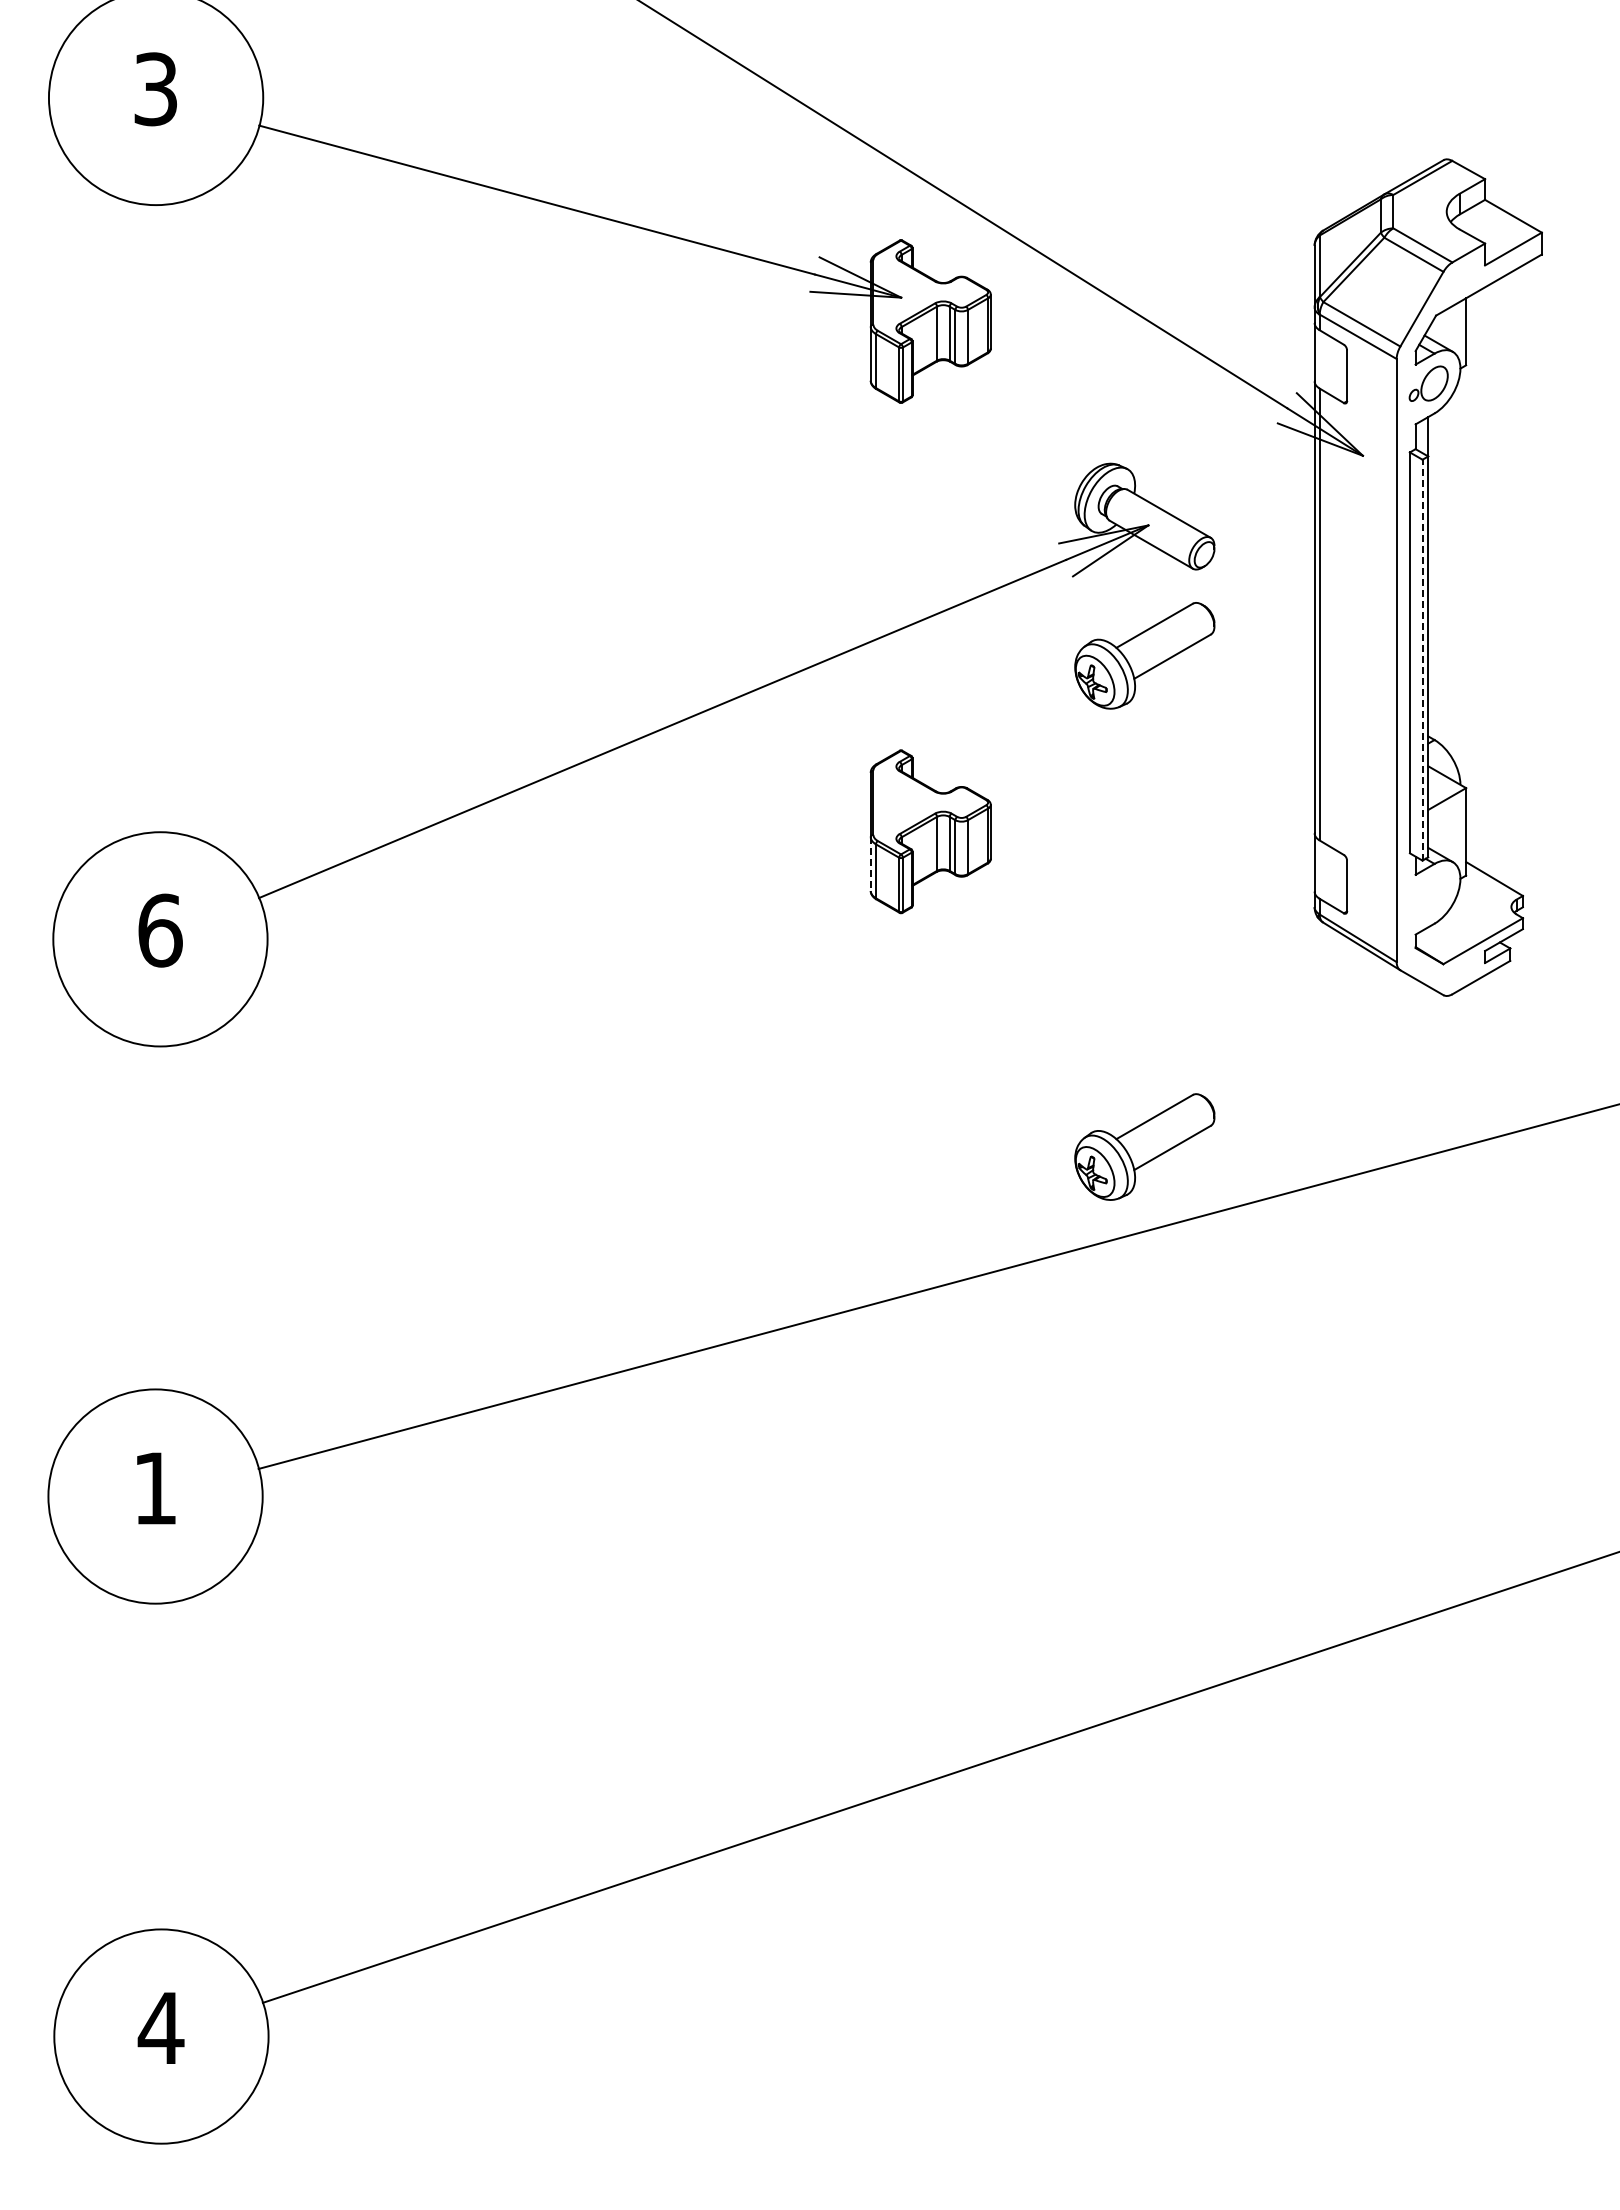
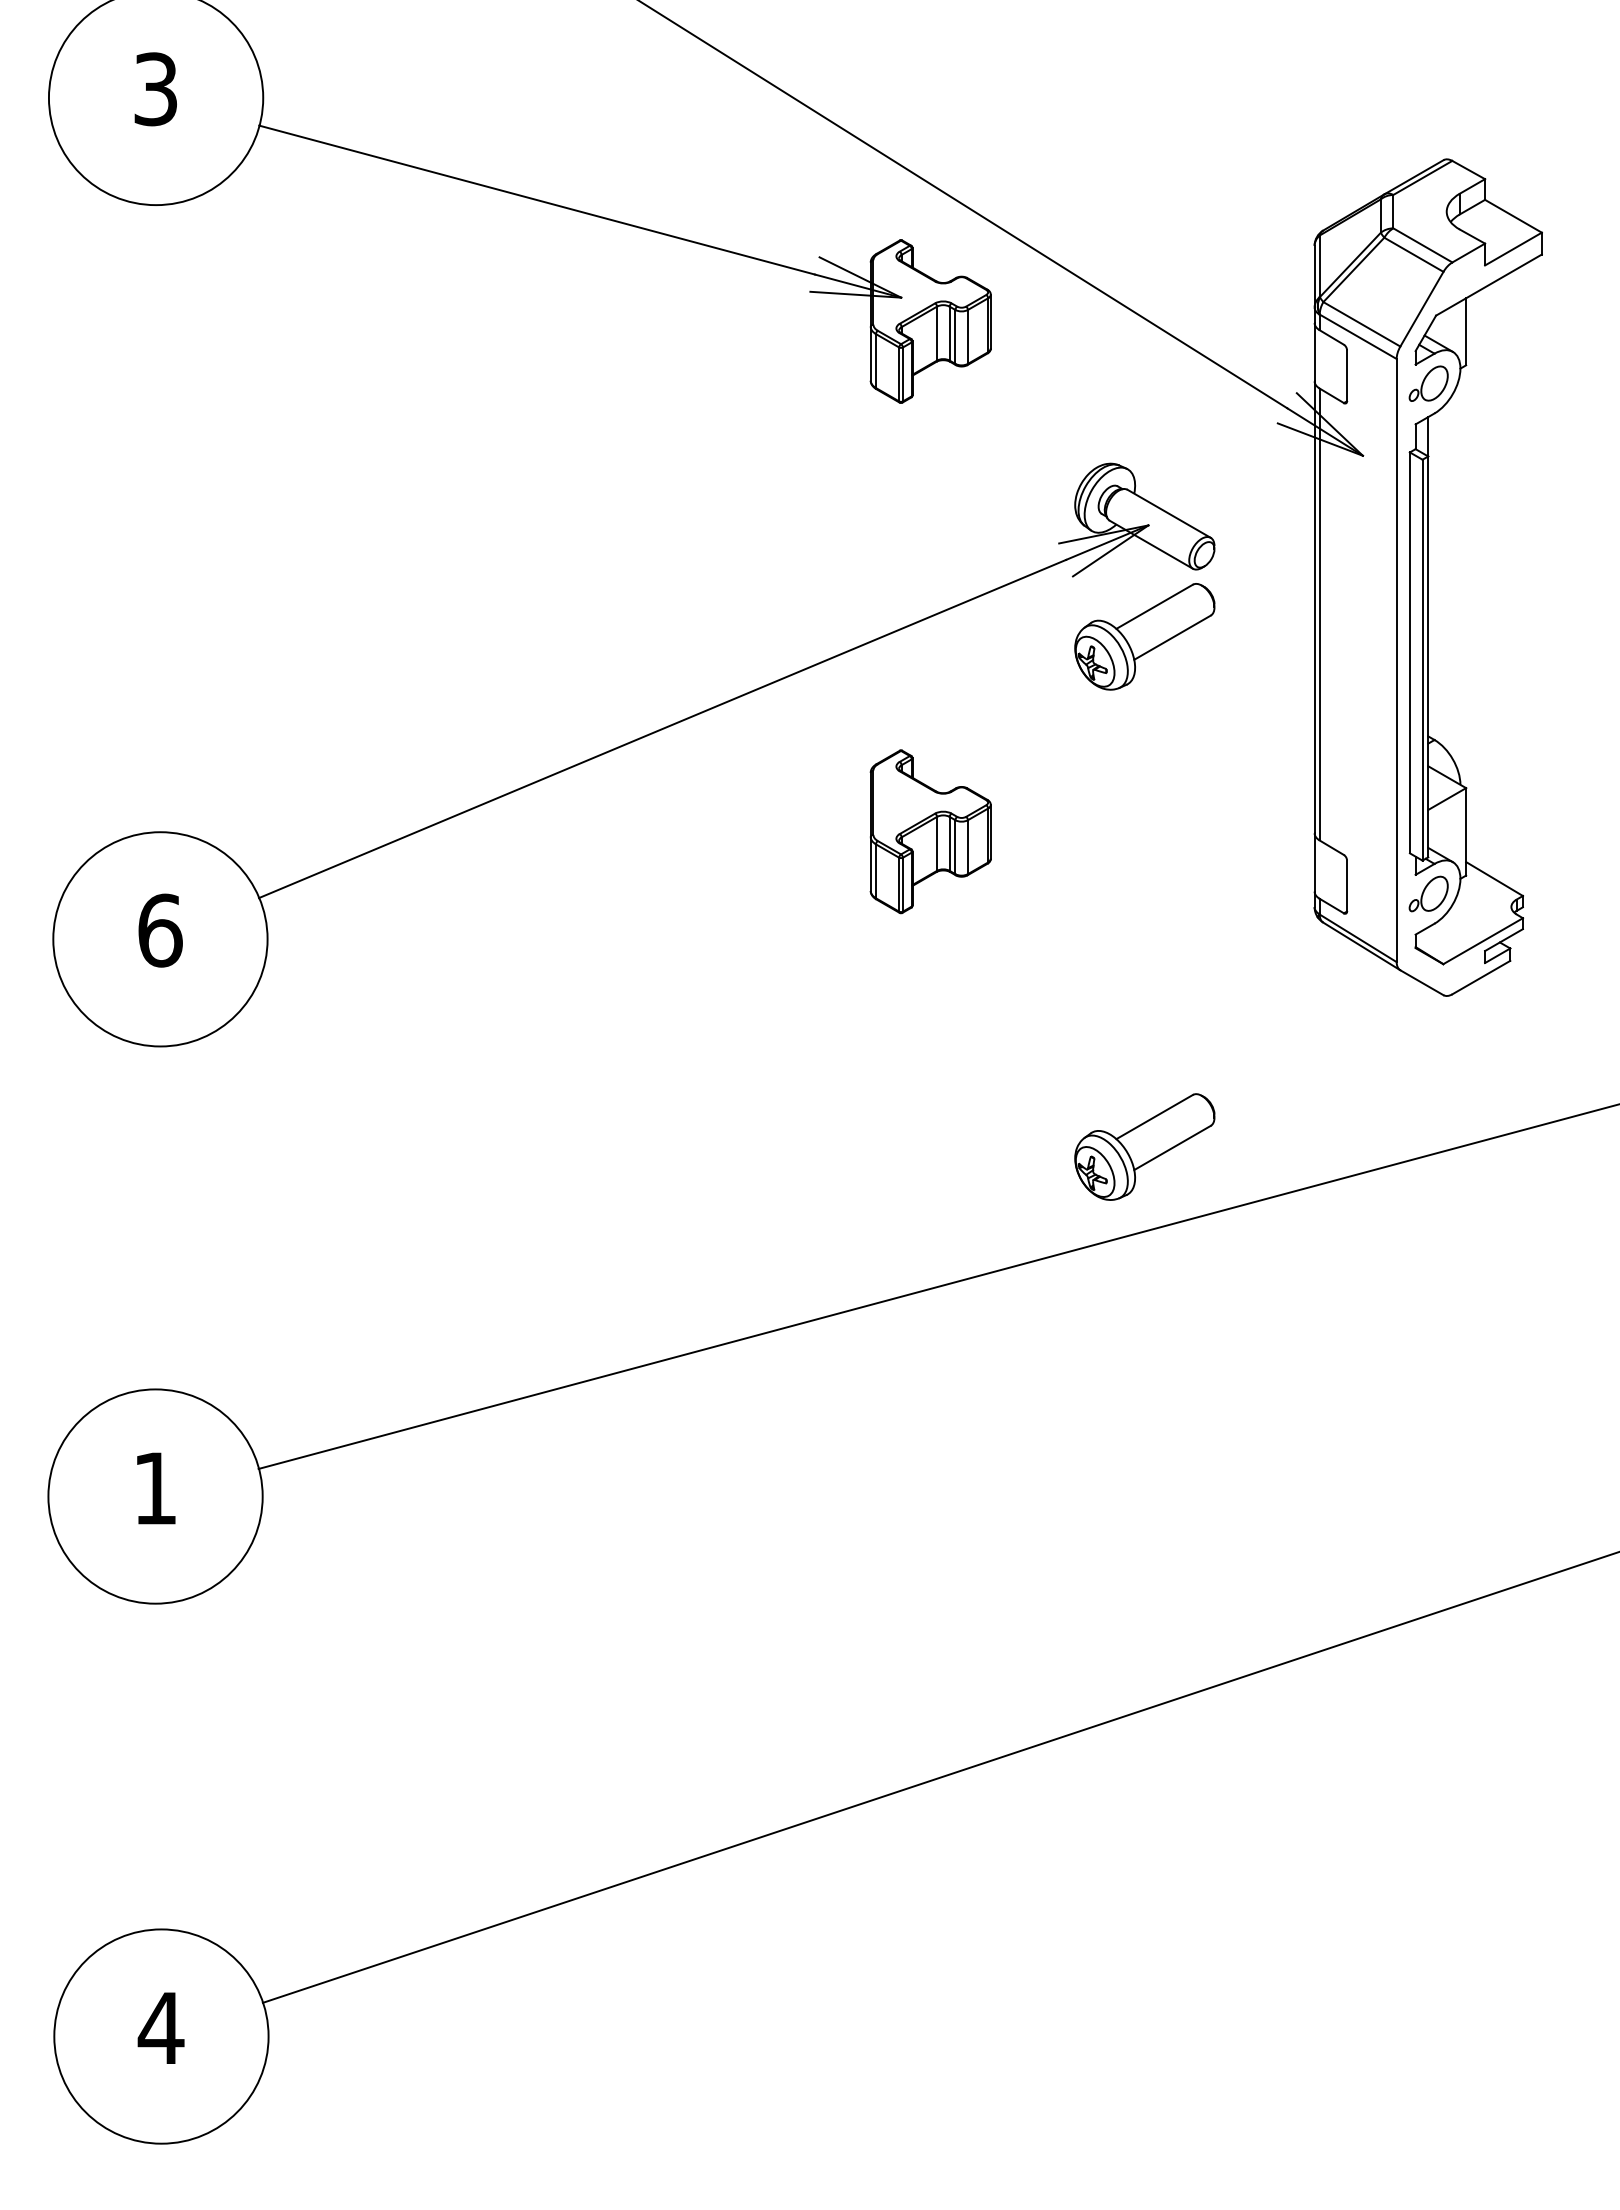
part position: (1144, 655) -> (1144, 636) (1144, 636)
line: dashed -> solid (1422, 659)
line: dashed -> solid (870, 864)
part: none -> present (1428, 893)
